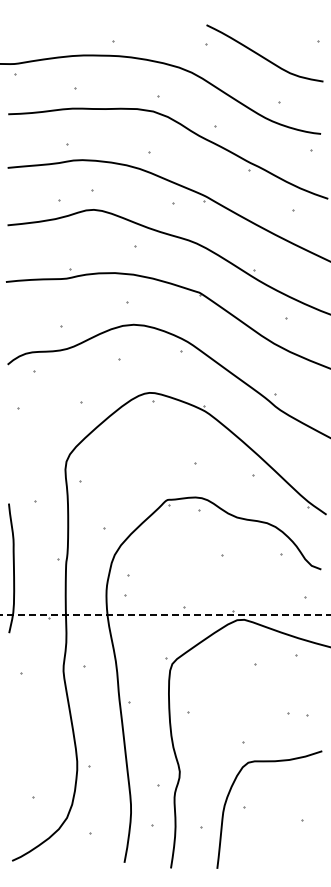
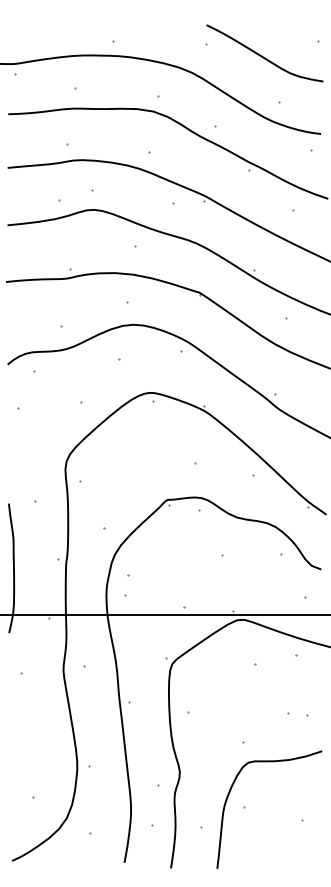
line: dashed -> solid (165, 615)
